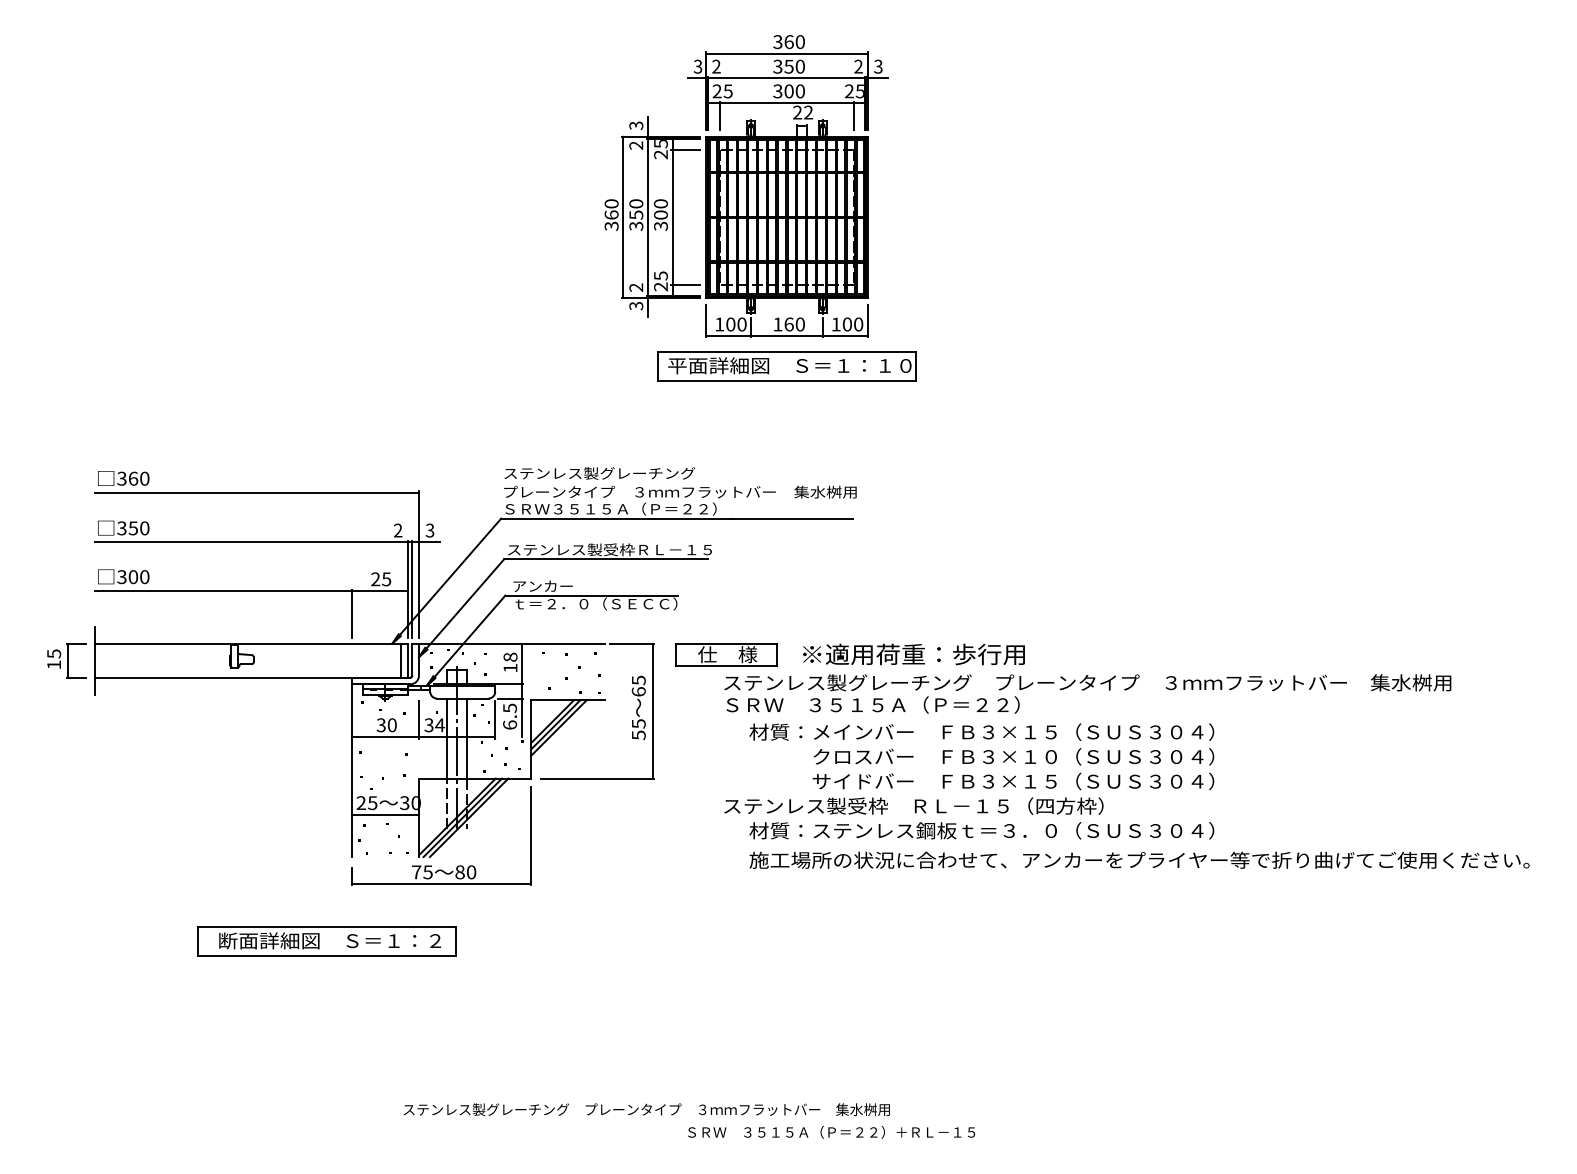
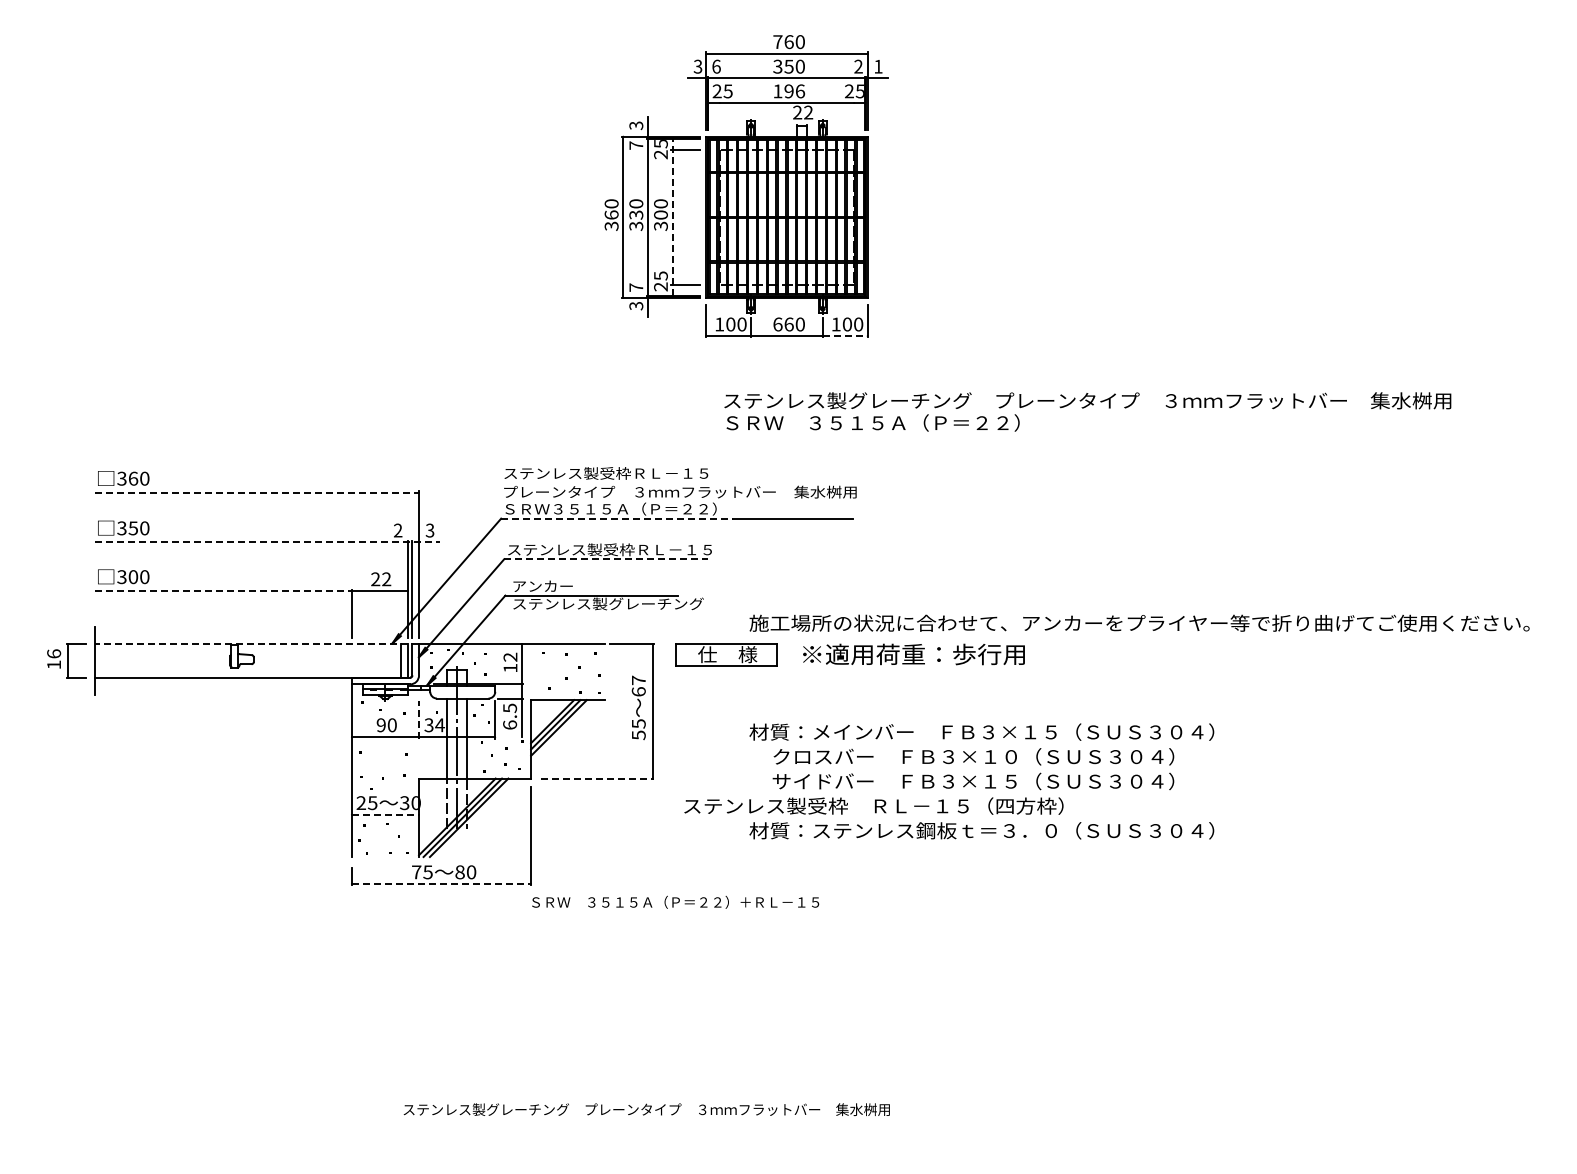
text: 360 -> 760 (777, 42)
text: 2 -> 6 (716, 66)
text: 3 -> 1 (878, 66)
text: 300 -> 196 (789, 91)
line: present -> none (719, 115)
line: present -> none (854, 115)
text: 2 -> 7 (636, 145)
text: 350 -> 330 (635, 214)
line: solid -> dashed (672, 216)
text: 2 -> 7 (636, 287)
text: 160 -> 660 (777, 324)
line: solid -> dashed (845, 336)
part: present -> none (786, 366)
text: ステンレス製グレーチング -> ステンレス製受枠ＲＬ－１５ (654, 473)
line: solid -> dashed (257, 492)
line: solid -> dashed (617, 518)
line: solid -> dashed (267, 542)
line: solid -> dashed (606, 559)
text: 25 -> 22 (386, 579)
line: solid -> dashed (223, 590)
text: ｔ＝２．０（ＳＥＣＣ） -> ステンレス製グレーチング (608, 603)
line: solid -> dashed (250, 644)
text: 15 -> 16 (54, 653)
text: 18 -> 12 (510, 656)
text: 65 -> 67 (638, 680)
text position: (1087, 693) -> (1087, 411) (1087, 411)
line: solid -> dashed (419, 719)
text: 30 -> 90 (380, 725)
line: solid -> dashed (597, 778)
text position: (969, 781) -> (929, 781) (929, 781)
line: solid -> dashed (385, 814)
text position: (1139, 859) -> (1139, 622) (1139, 622)
line: solid -> dashed (441, 883)
part: present -> none (326, 941)
text position: (831, 1131) -> (675, 901) (675, 901)
